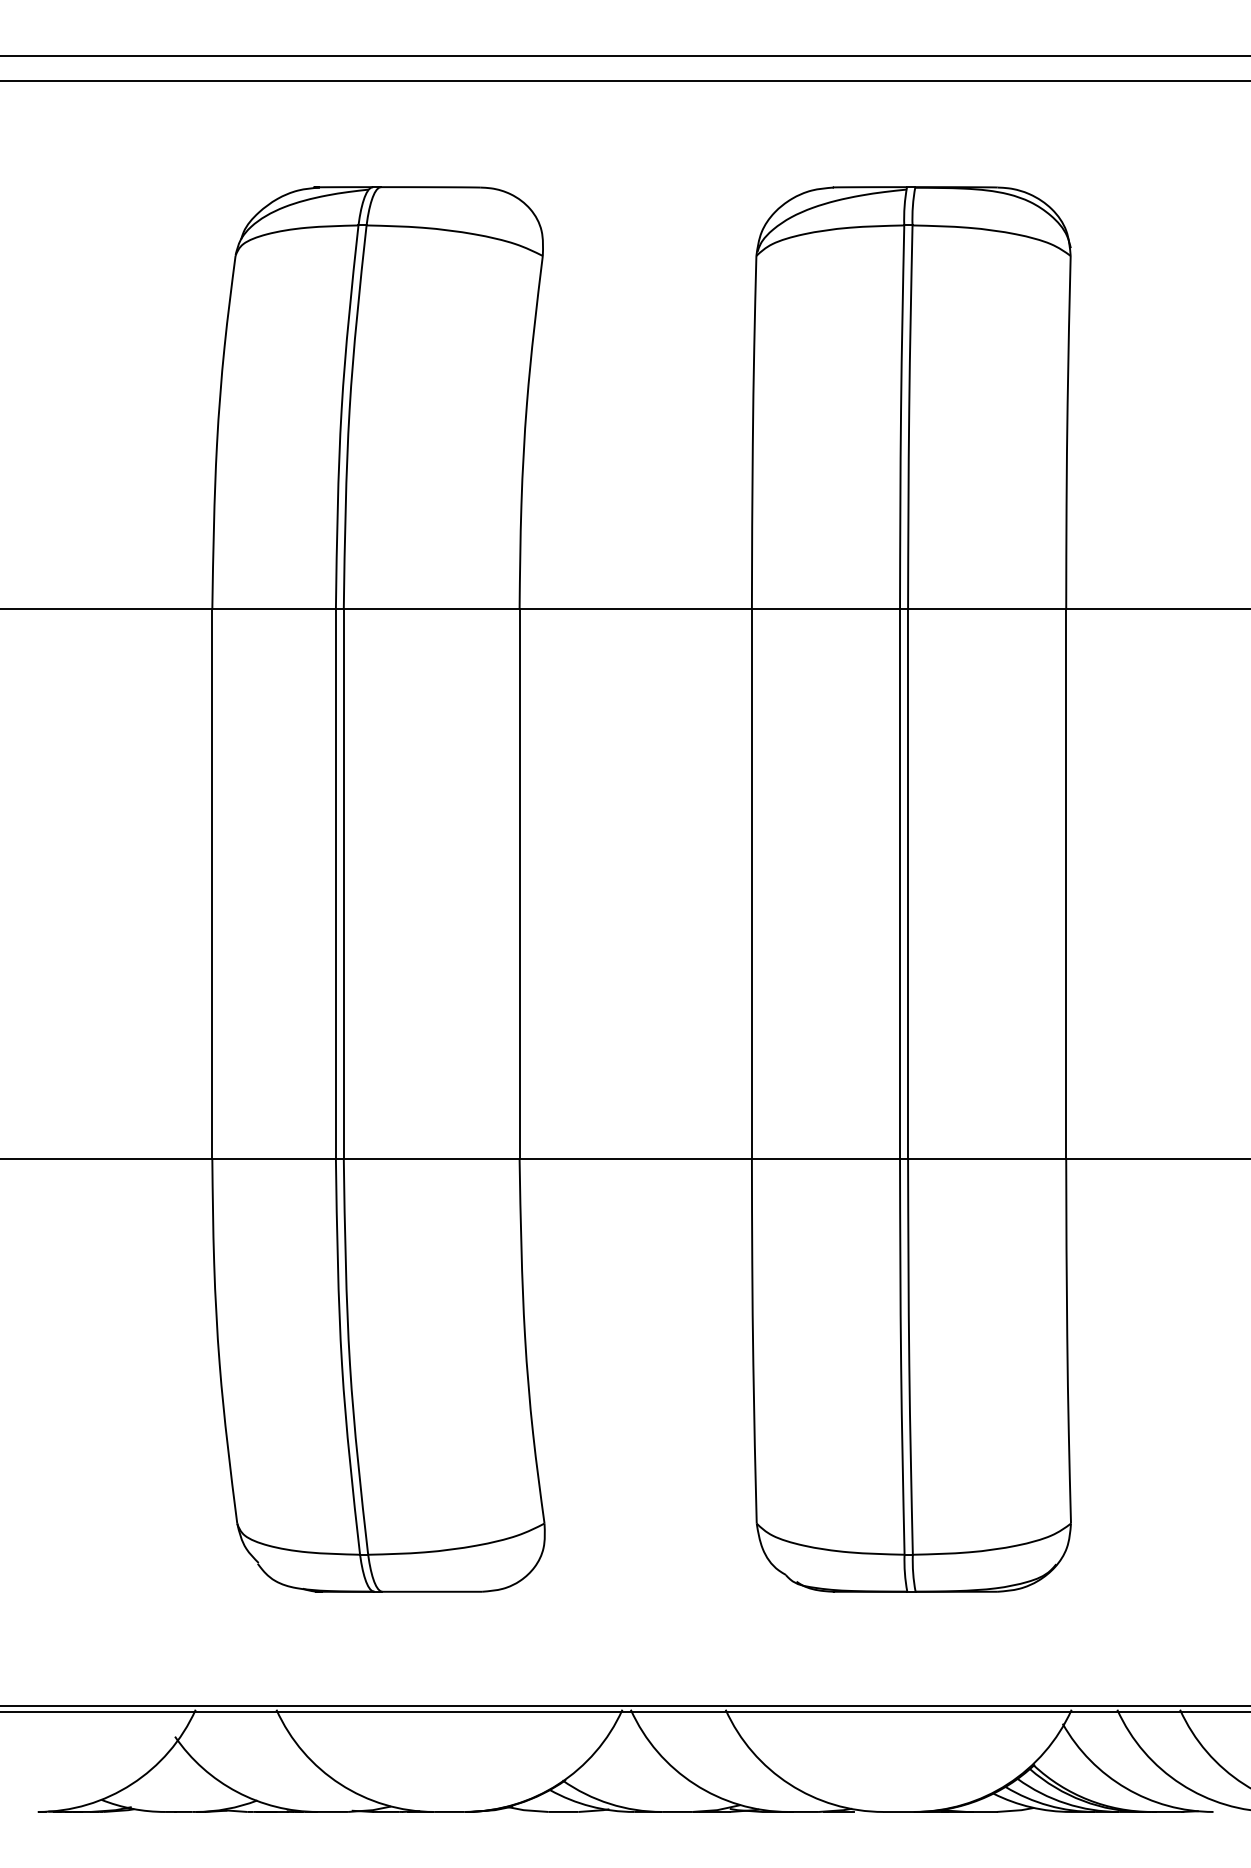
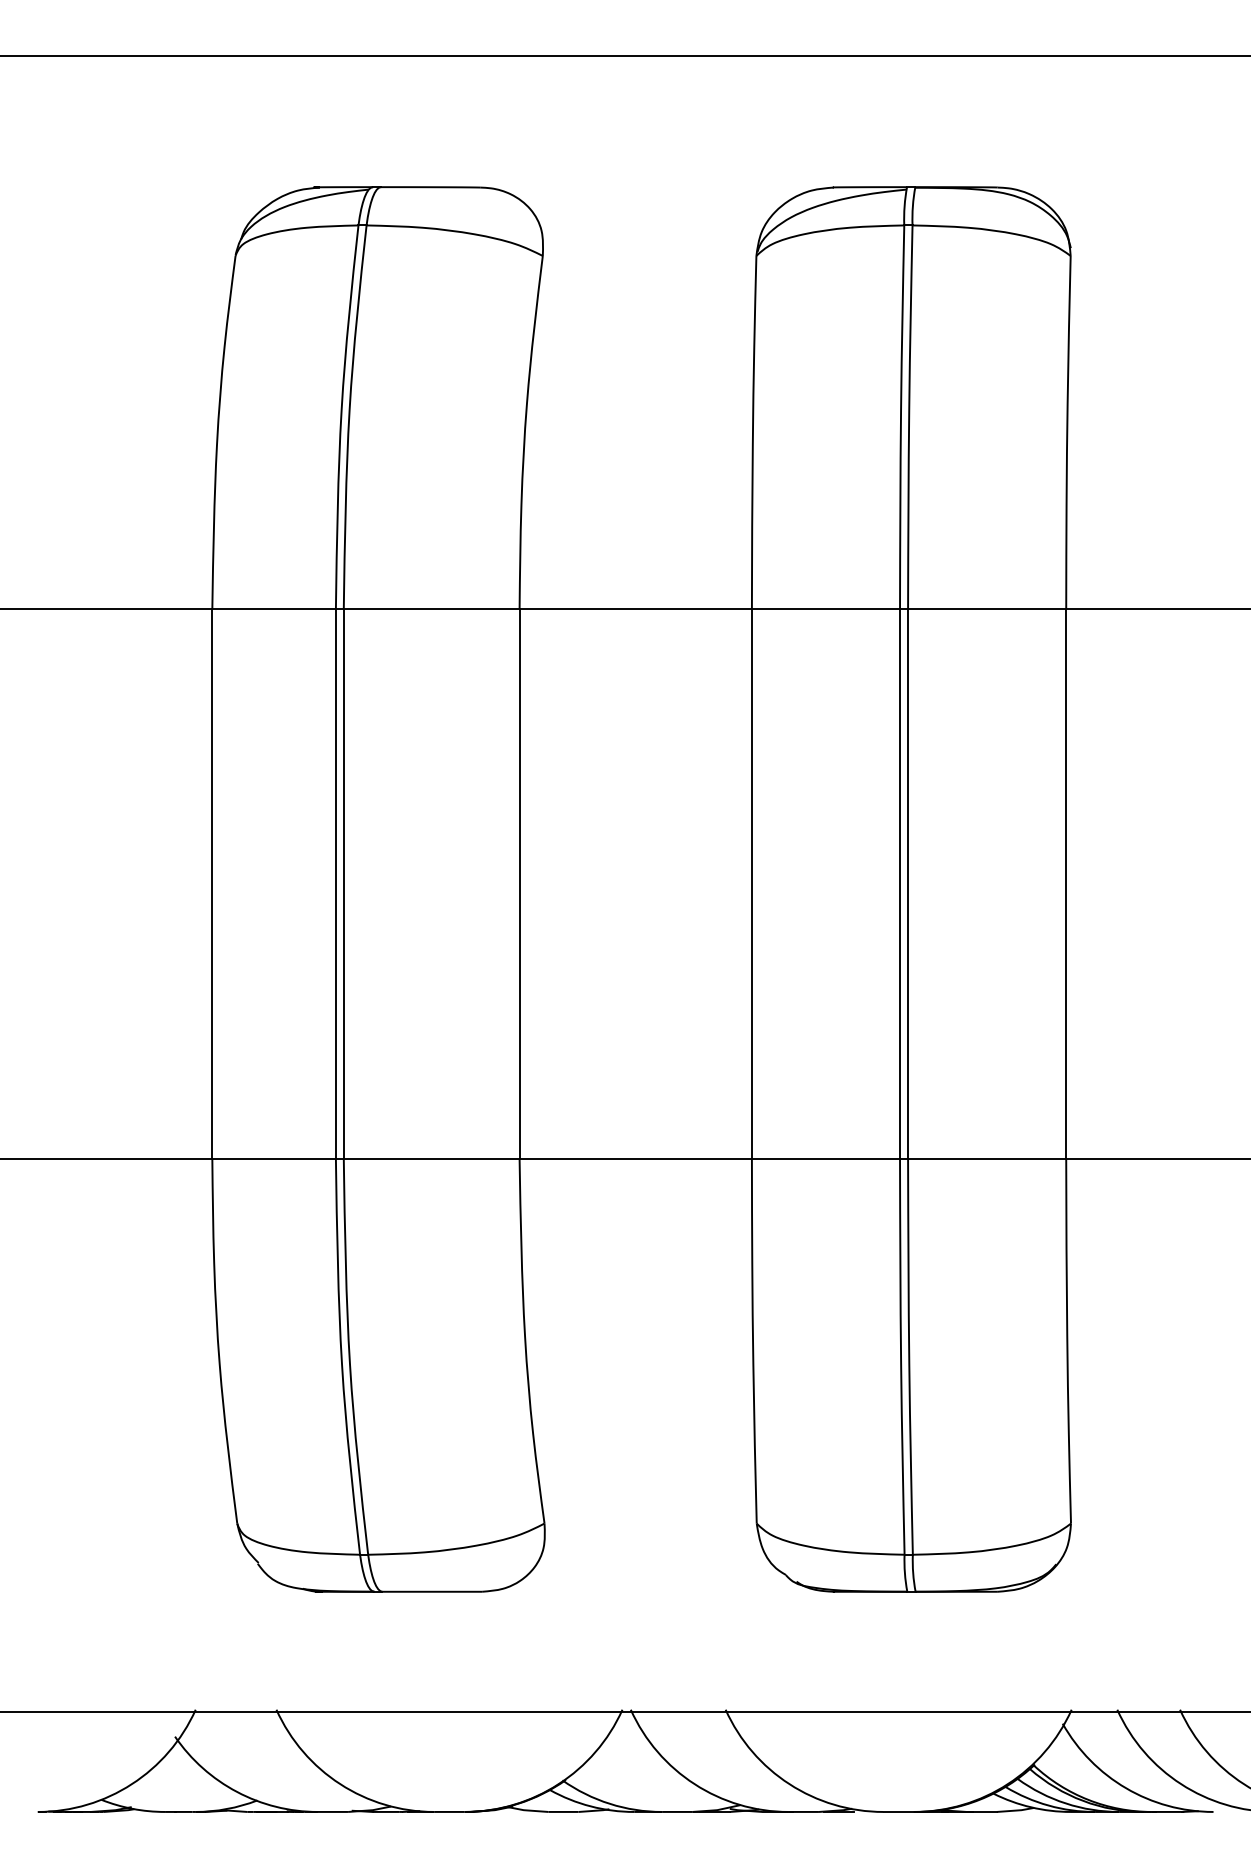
line: present -> none (624, 81)
line: present -> none (624, 1706)
